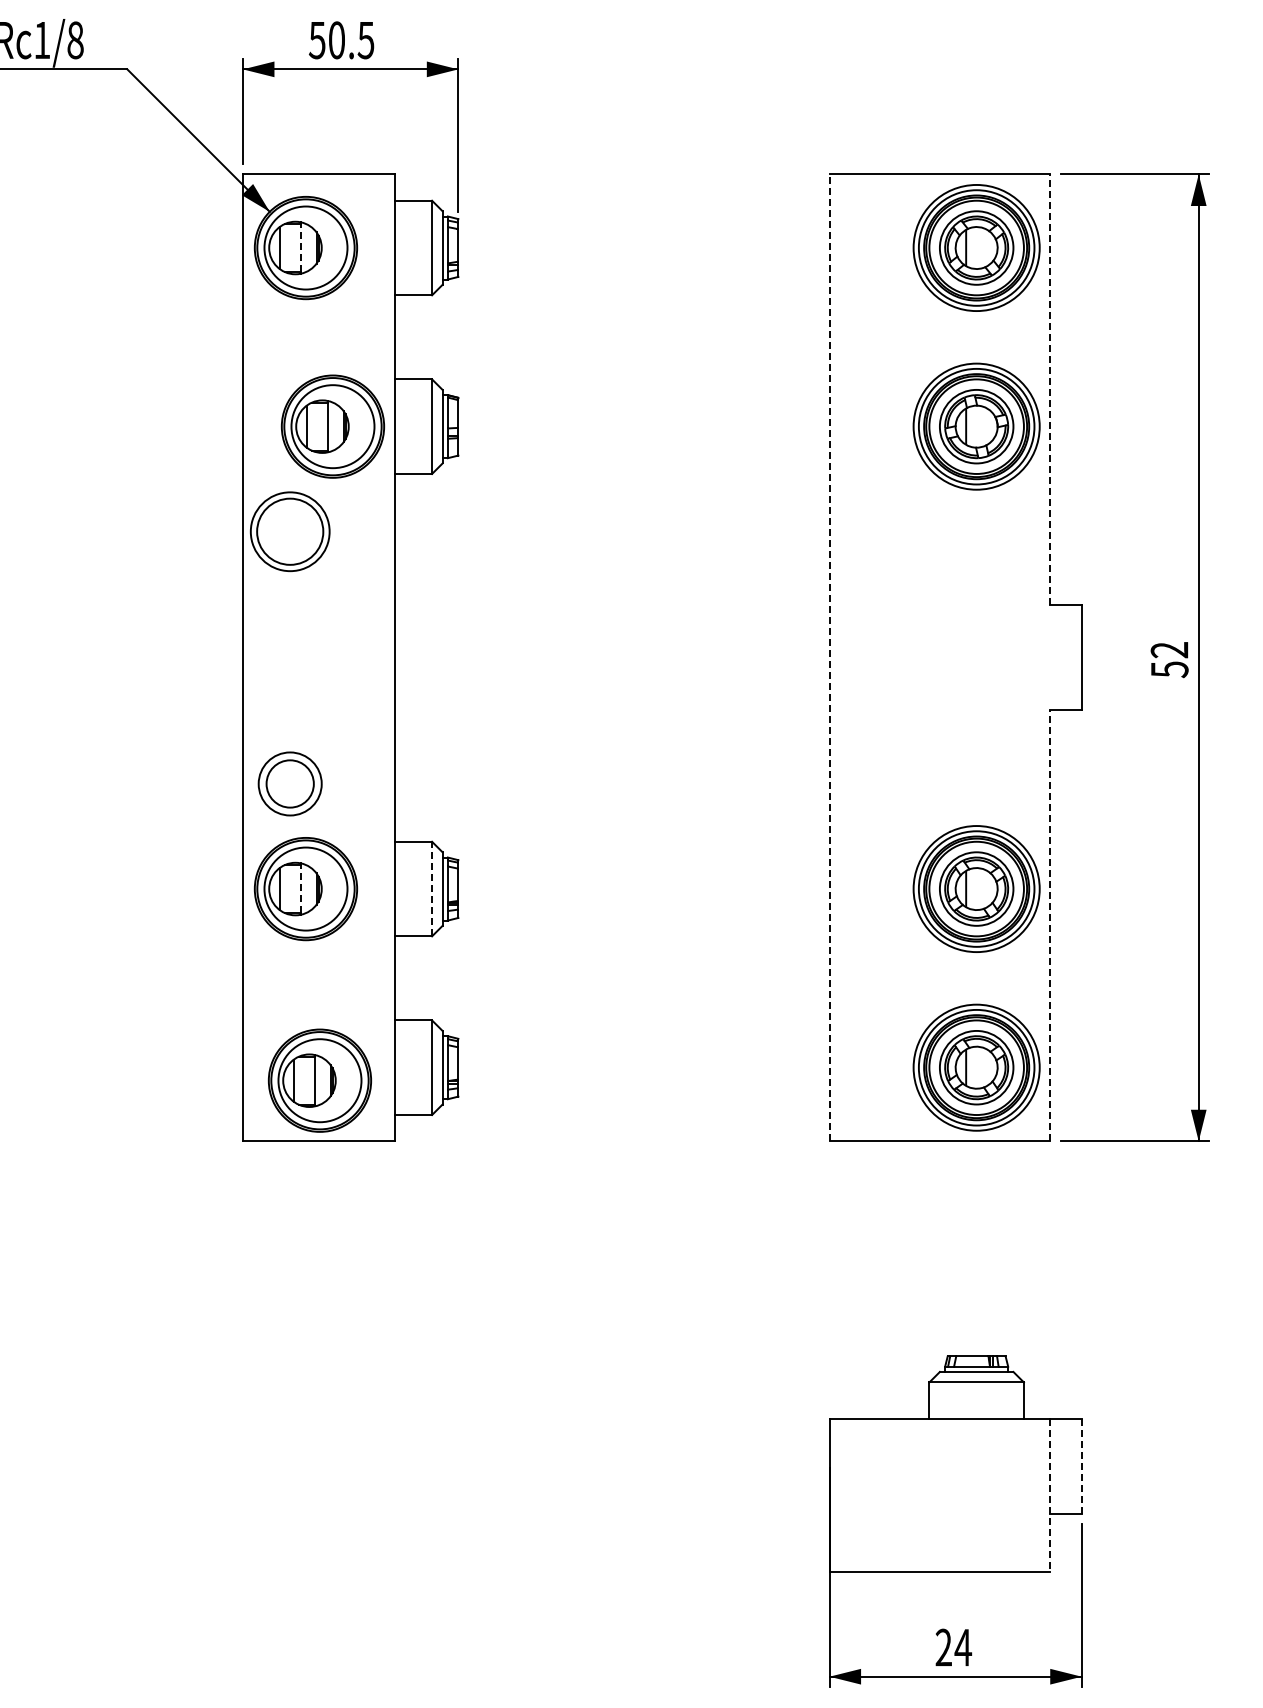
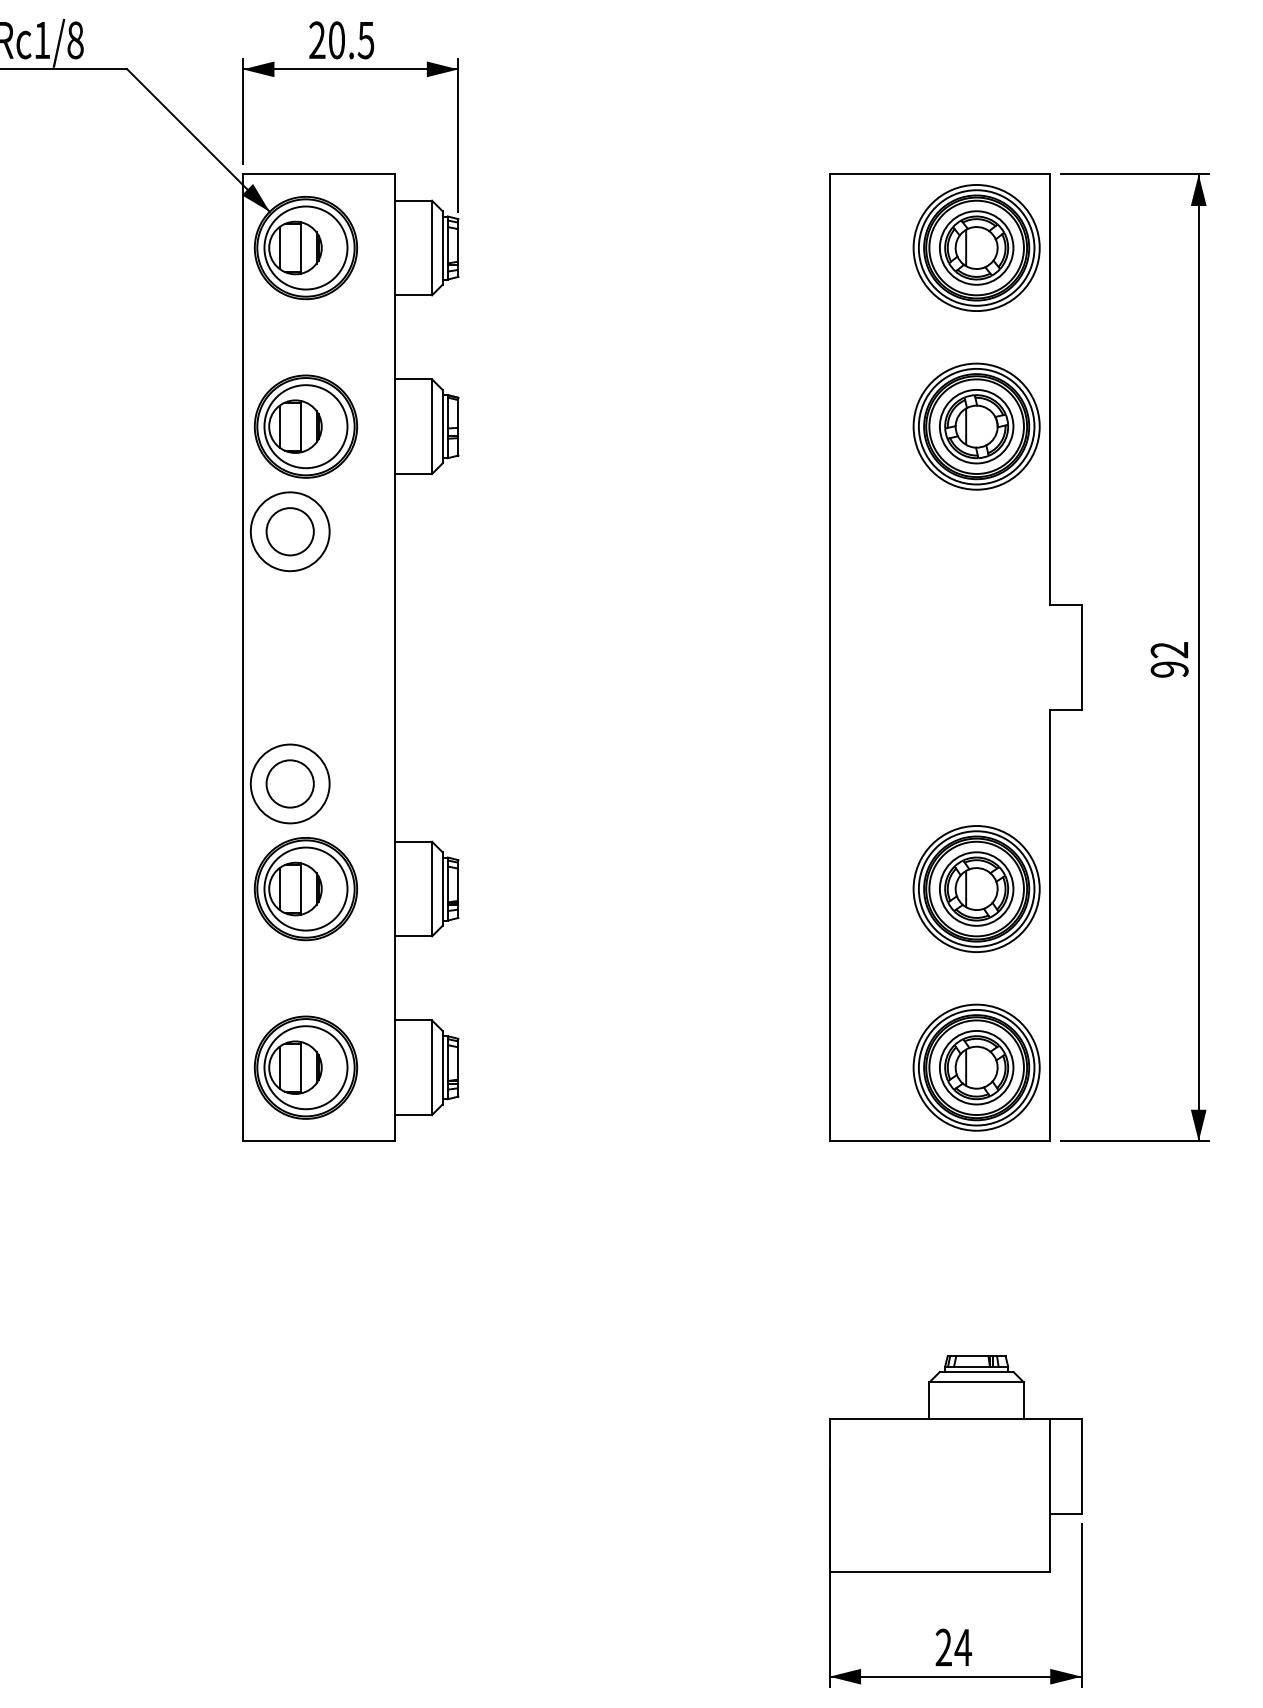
text: 50.5 -> 20.5 (316, 40)
line: dashed -> solid (300, 247)
line: dashed -> solid (1050, 389)
part position: (332, 426) -> (305, 426) (305, 426)
circle diameter: 66 px -> 47 px (289, 531)
line: dashed -> solid (829, 657)
text: 52 -> 92 (1169, 669)
circle diameter: 63 px -> 79 px (289, 783)
line: dashed -> solid (300, 888)
line: dashed -> solid (432, 888)
line: dashed -> solid (1050, 925)
part position: (319, 1080) -> (305, 1067) (305, 1067)
line: dashed -> solid (1081, 1467)
line: dashed -> solid (1050, 1495)
